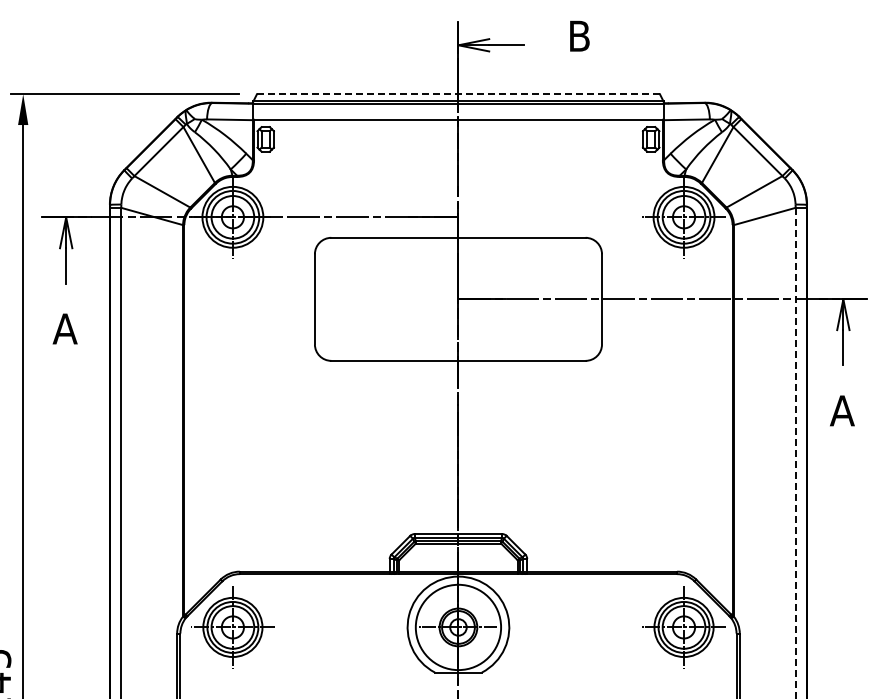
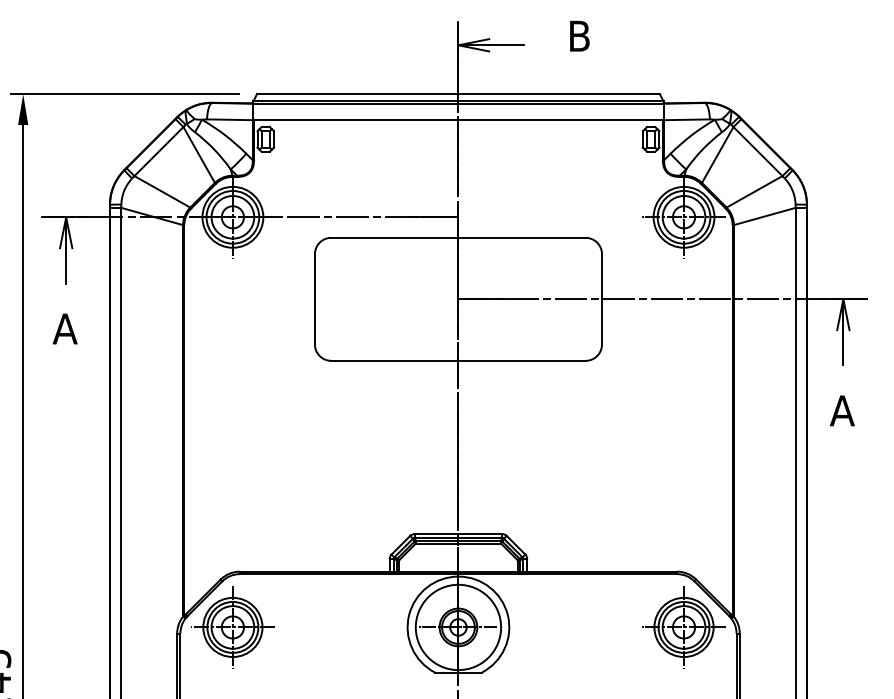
line: dashed -> solid (458, 94)
line: dashed -> solid (795, 453)
